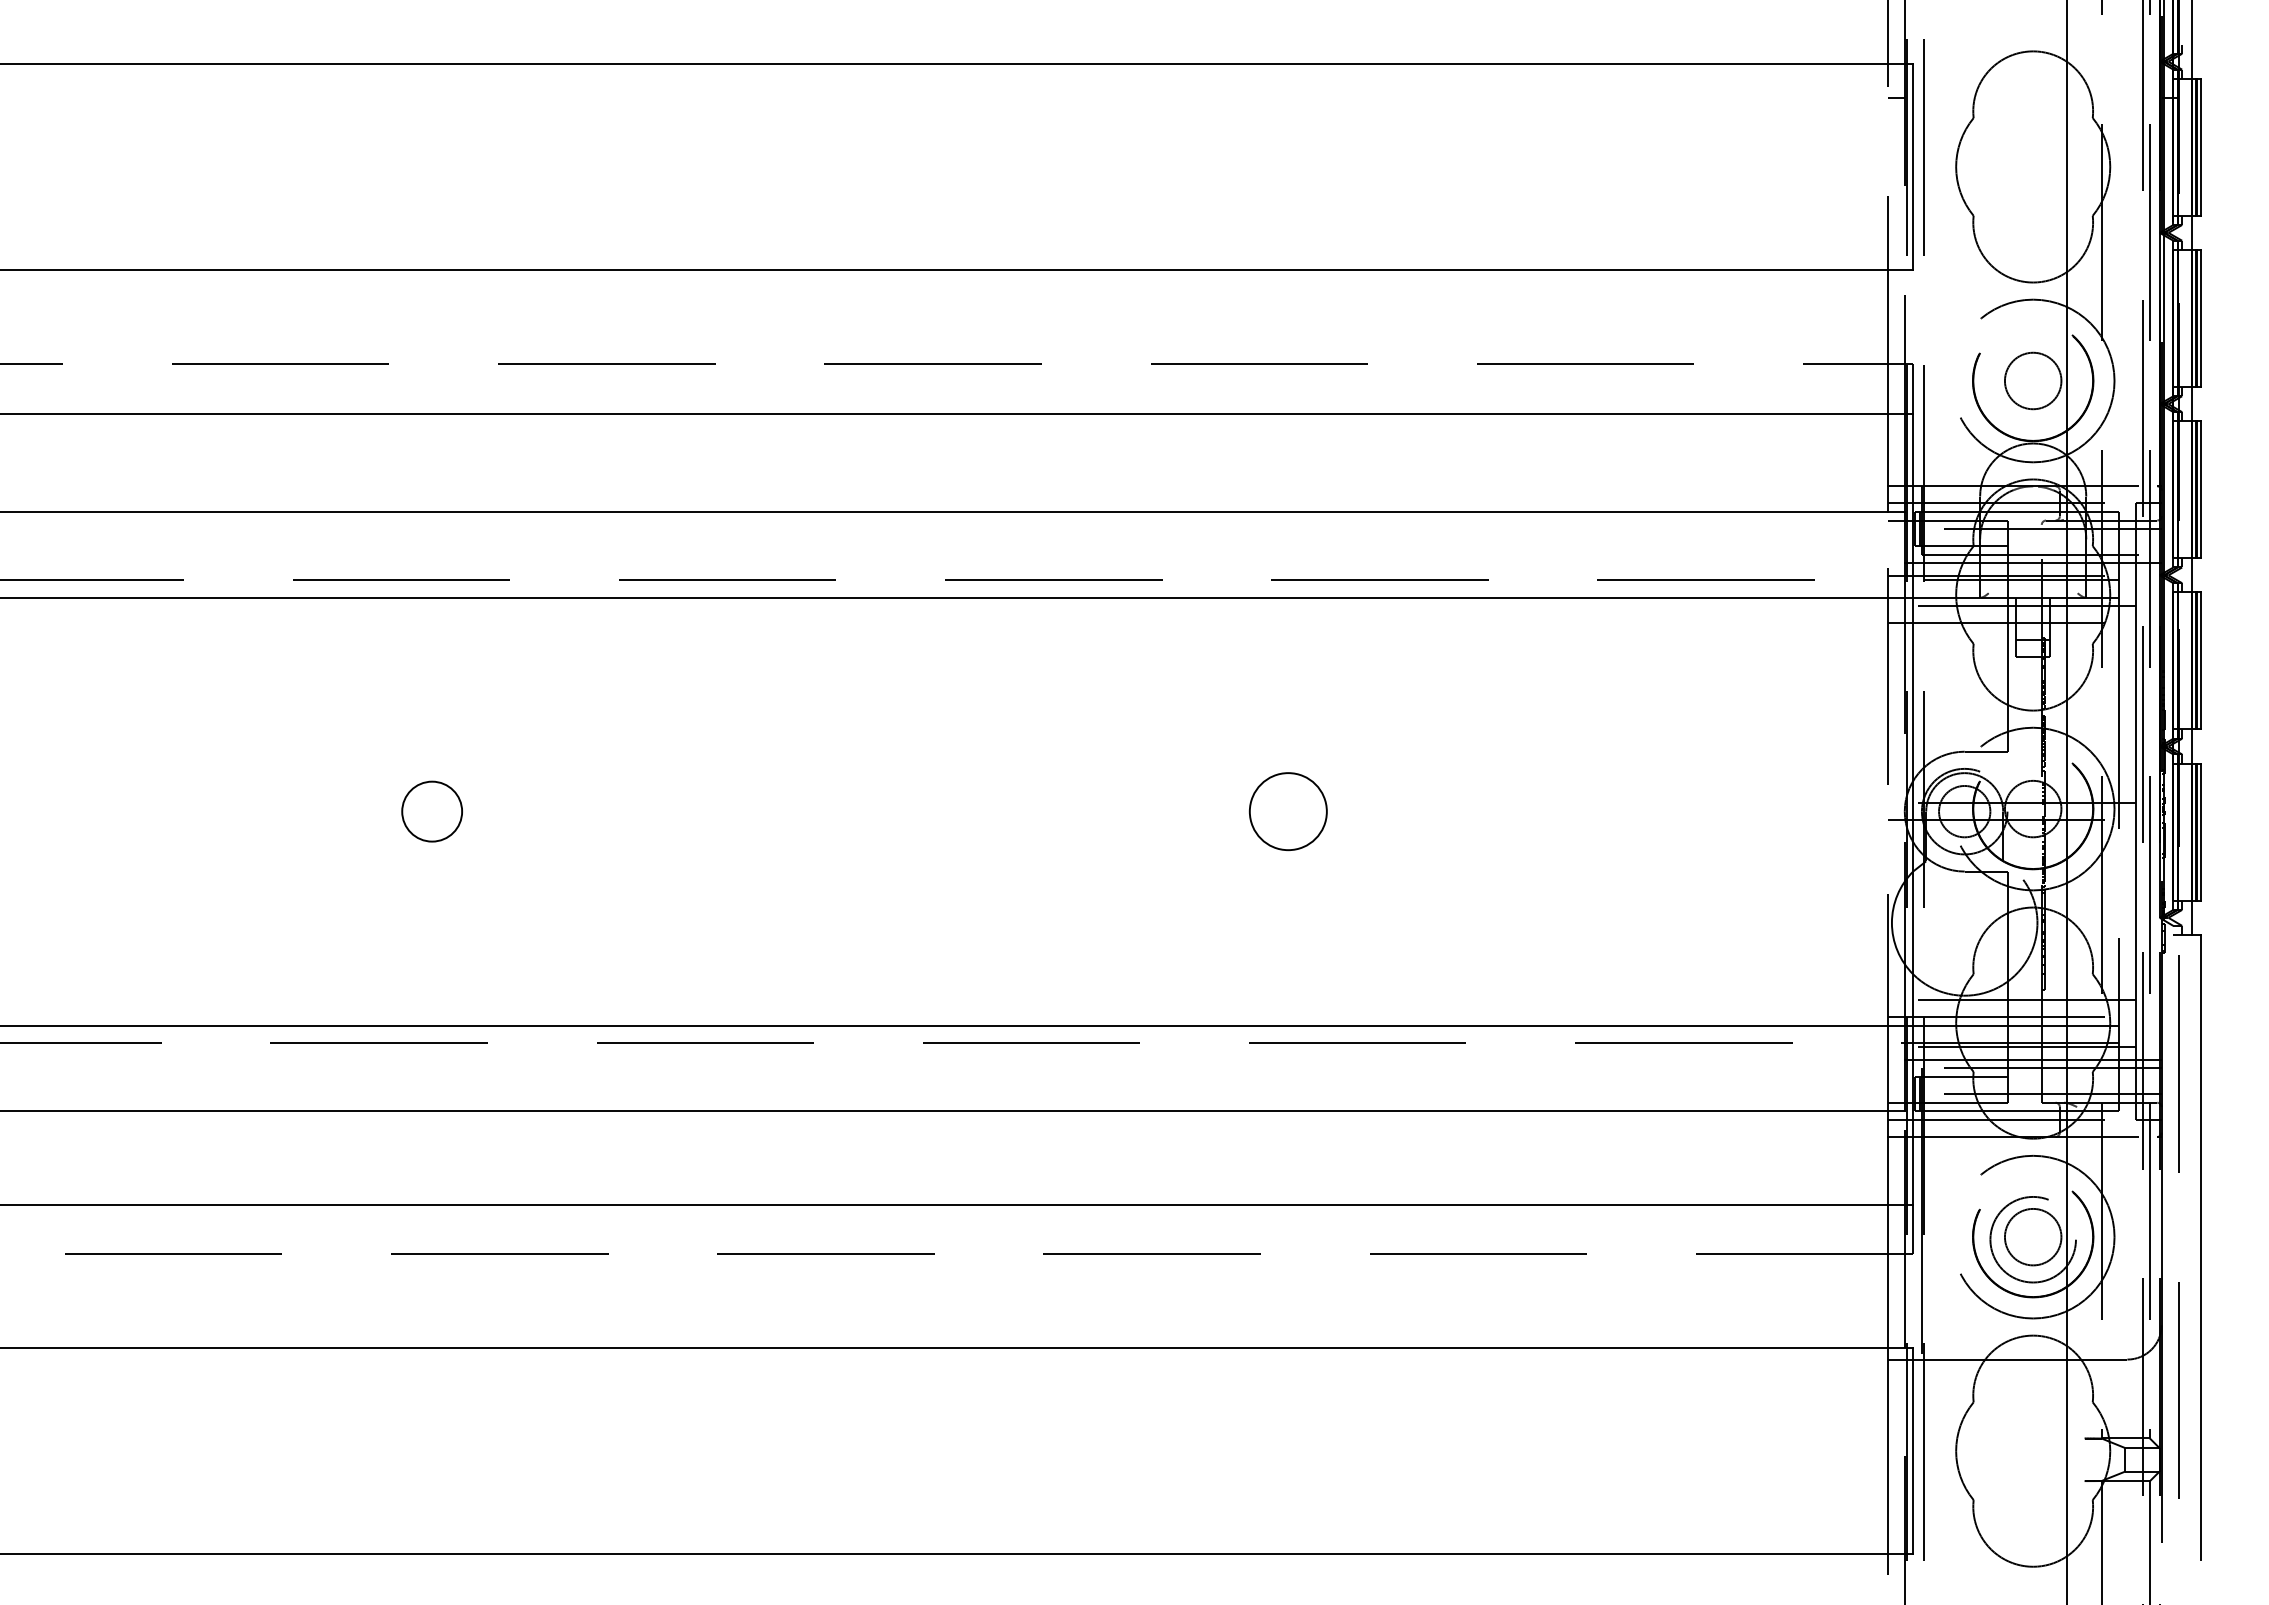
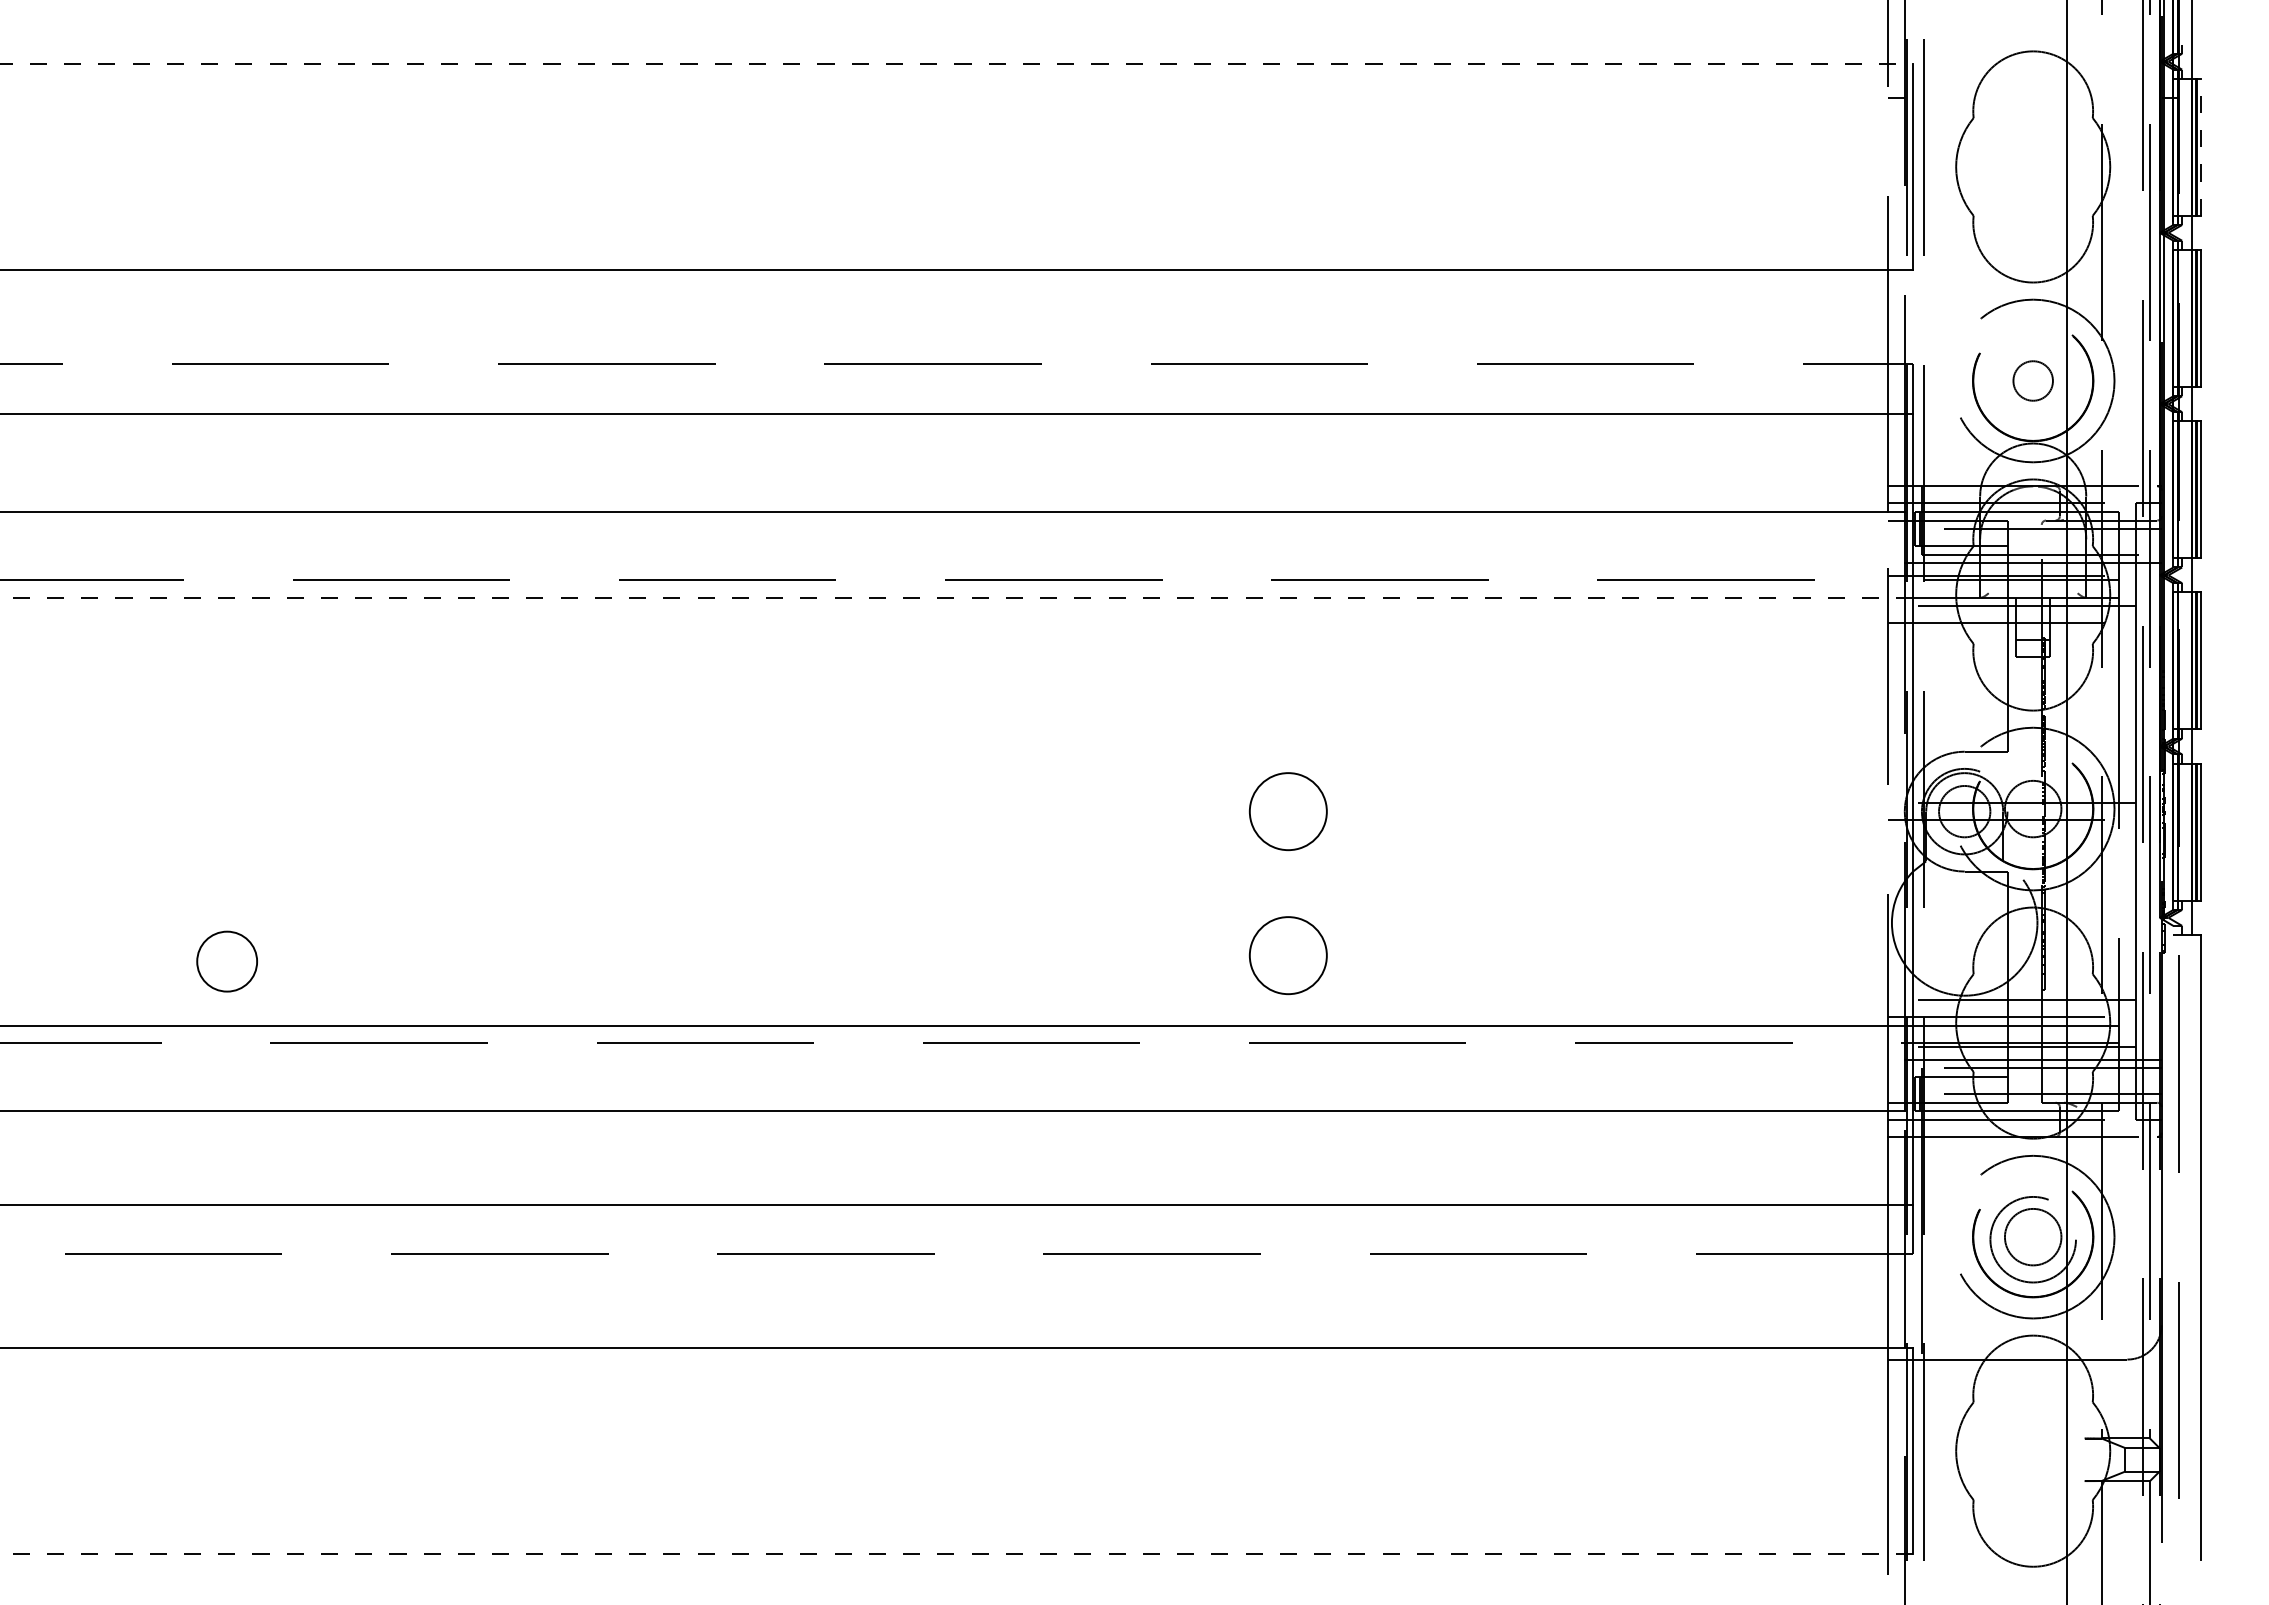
line: solid -> dashed (957, 64)
line: solid -> dashed (2201, 146)
circle diameter: 57 px -> 40 px (2032, 380)
line: solid -> dashed (956, 597)
circle position: (431, 811) -> (226, 961) (226, 961)
circle: none -> present (1287, 955)
line: solid -> dashed (956, 1553)
